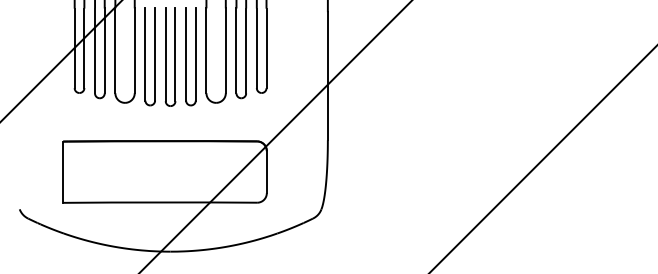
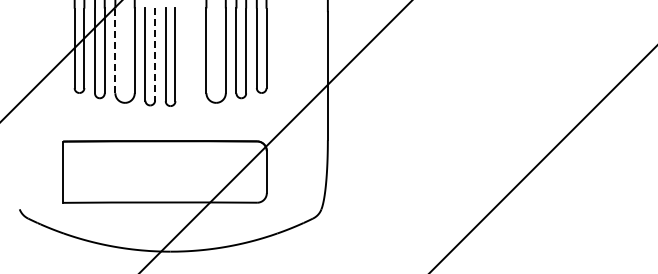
line: solid -> dashed (115, 50)
line: solid -> dashed (155, 54)
part: present -> none (190, 56)
